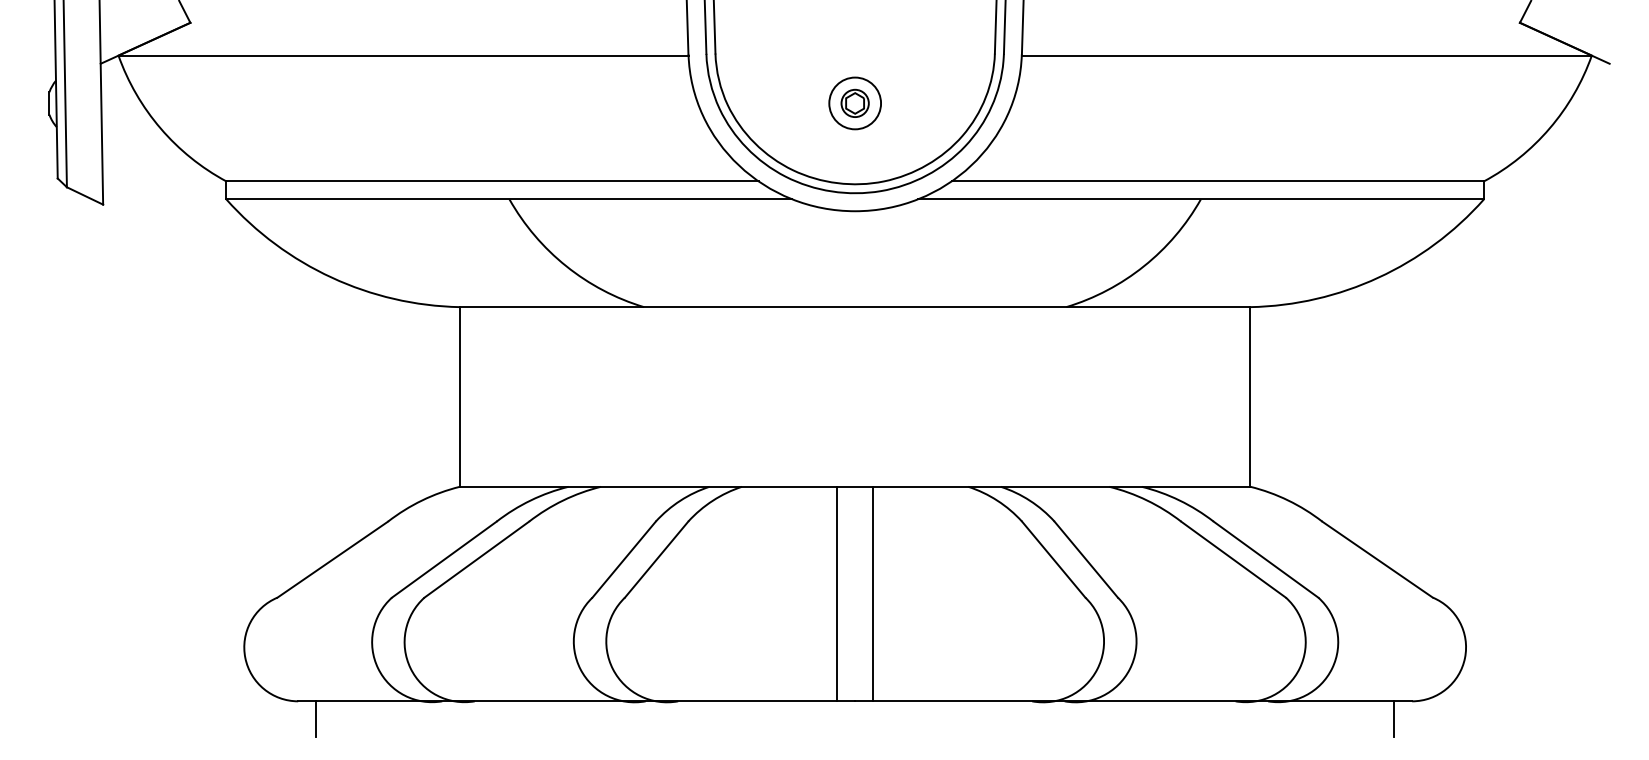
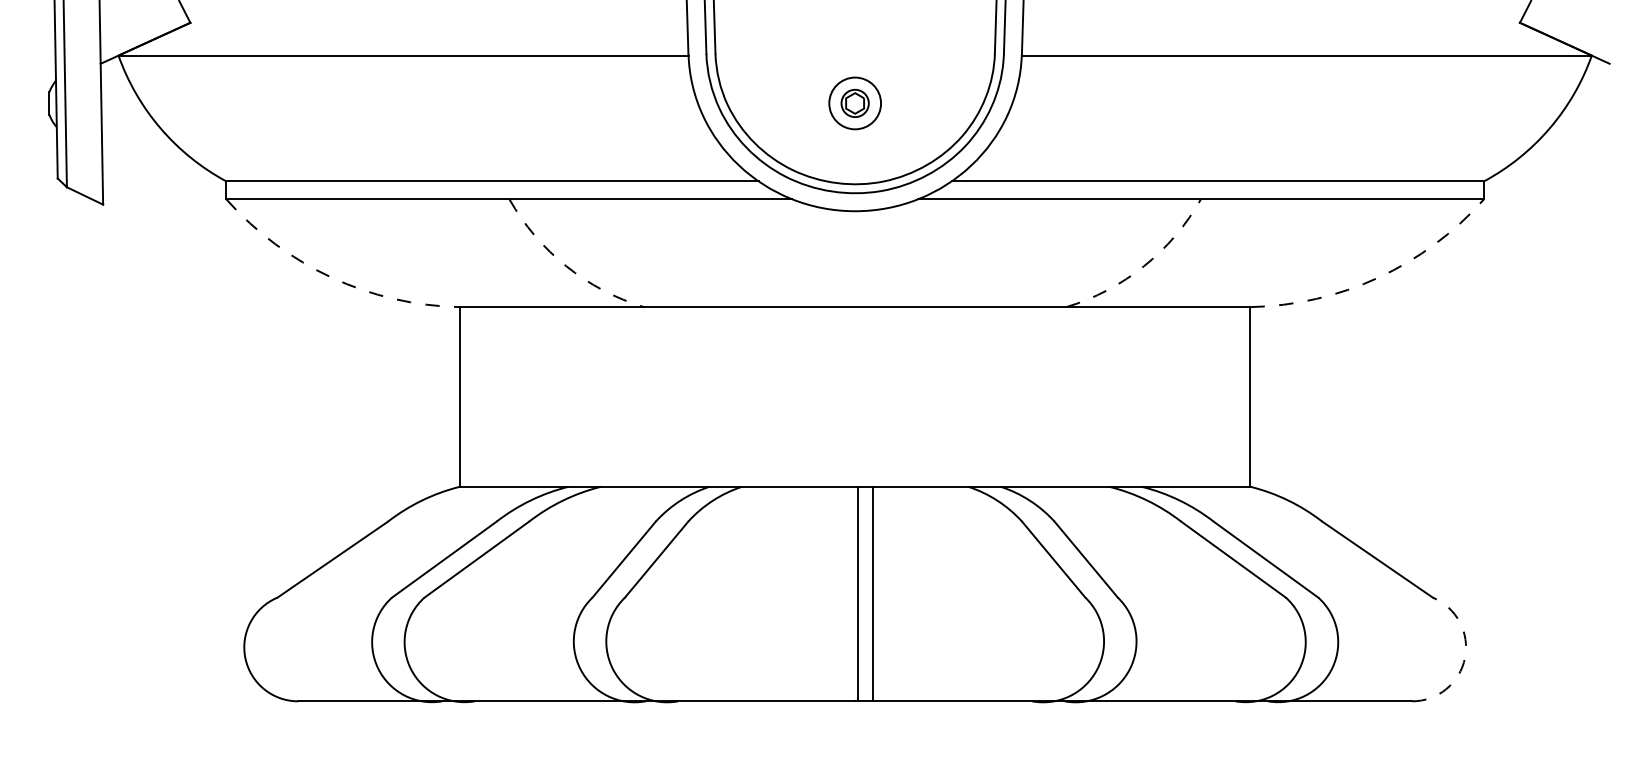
arc: solid -> dashed (566, 266)
arc: solid -> dashed (1144, 266)
arc: solid -> dashed (331, 277)
arc: solid -> dashed (1378, 277)
line position: (837, 593) -> (858, 593) (858, 593)
arc: solid -> dashed (1465, 658)
line: present -> none (316, 719)
line: present -> none (1394, 719)
